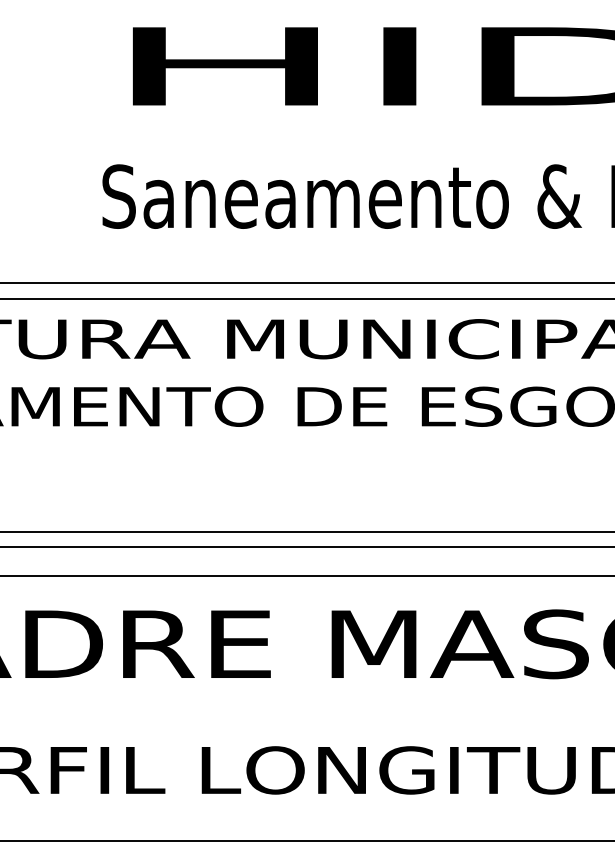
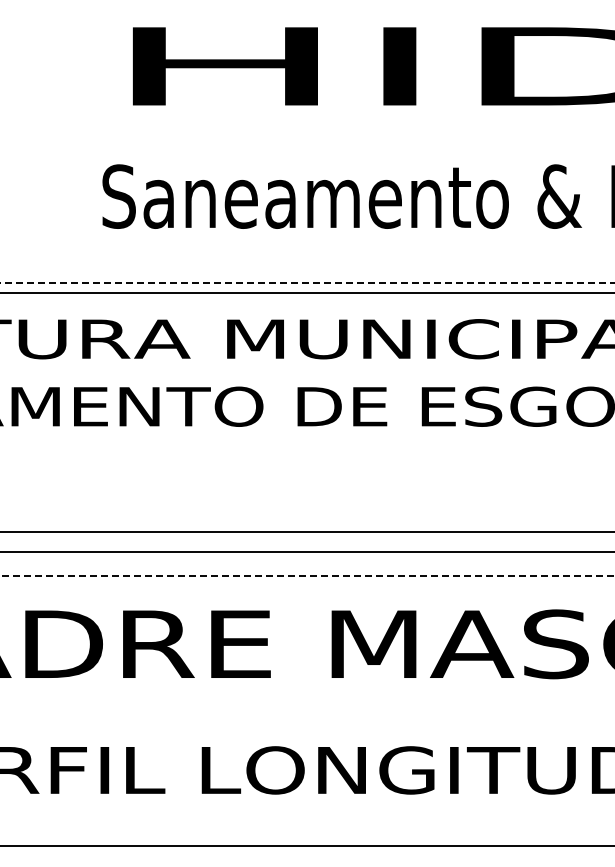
line: solid -> dashed (307, 282)
line position: (306, 298) -> (306, 292) (306, 292)
line position: (306, 547) -> (306, 552) (306, 552)
line: solid -> dashed (307, 575)
line position: (306, 840) -> (306, 845) (306, 845)
